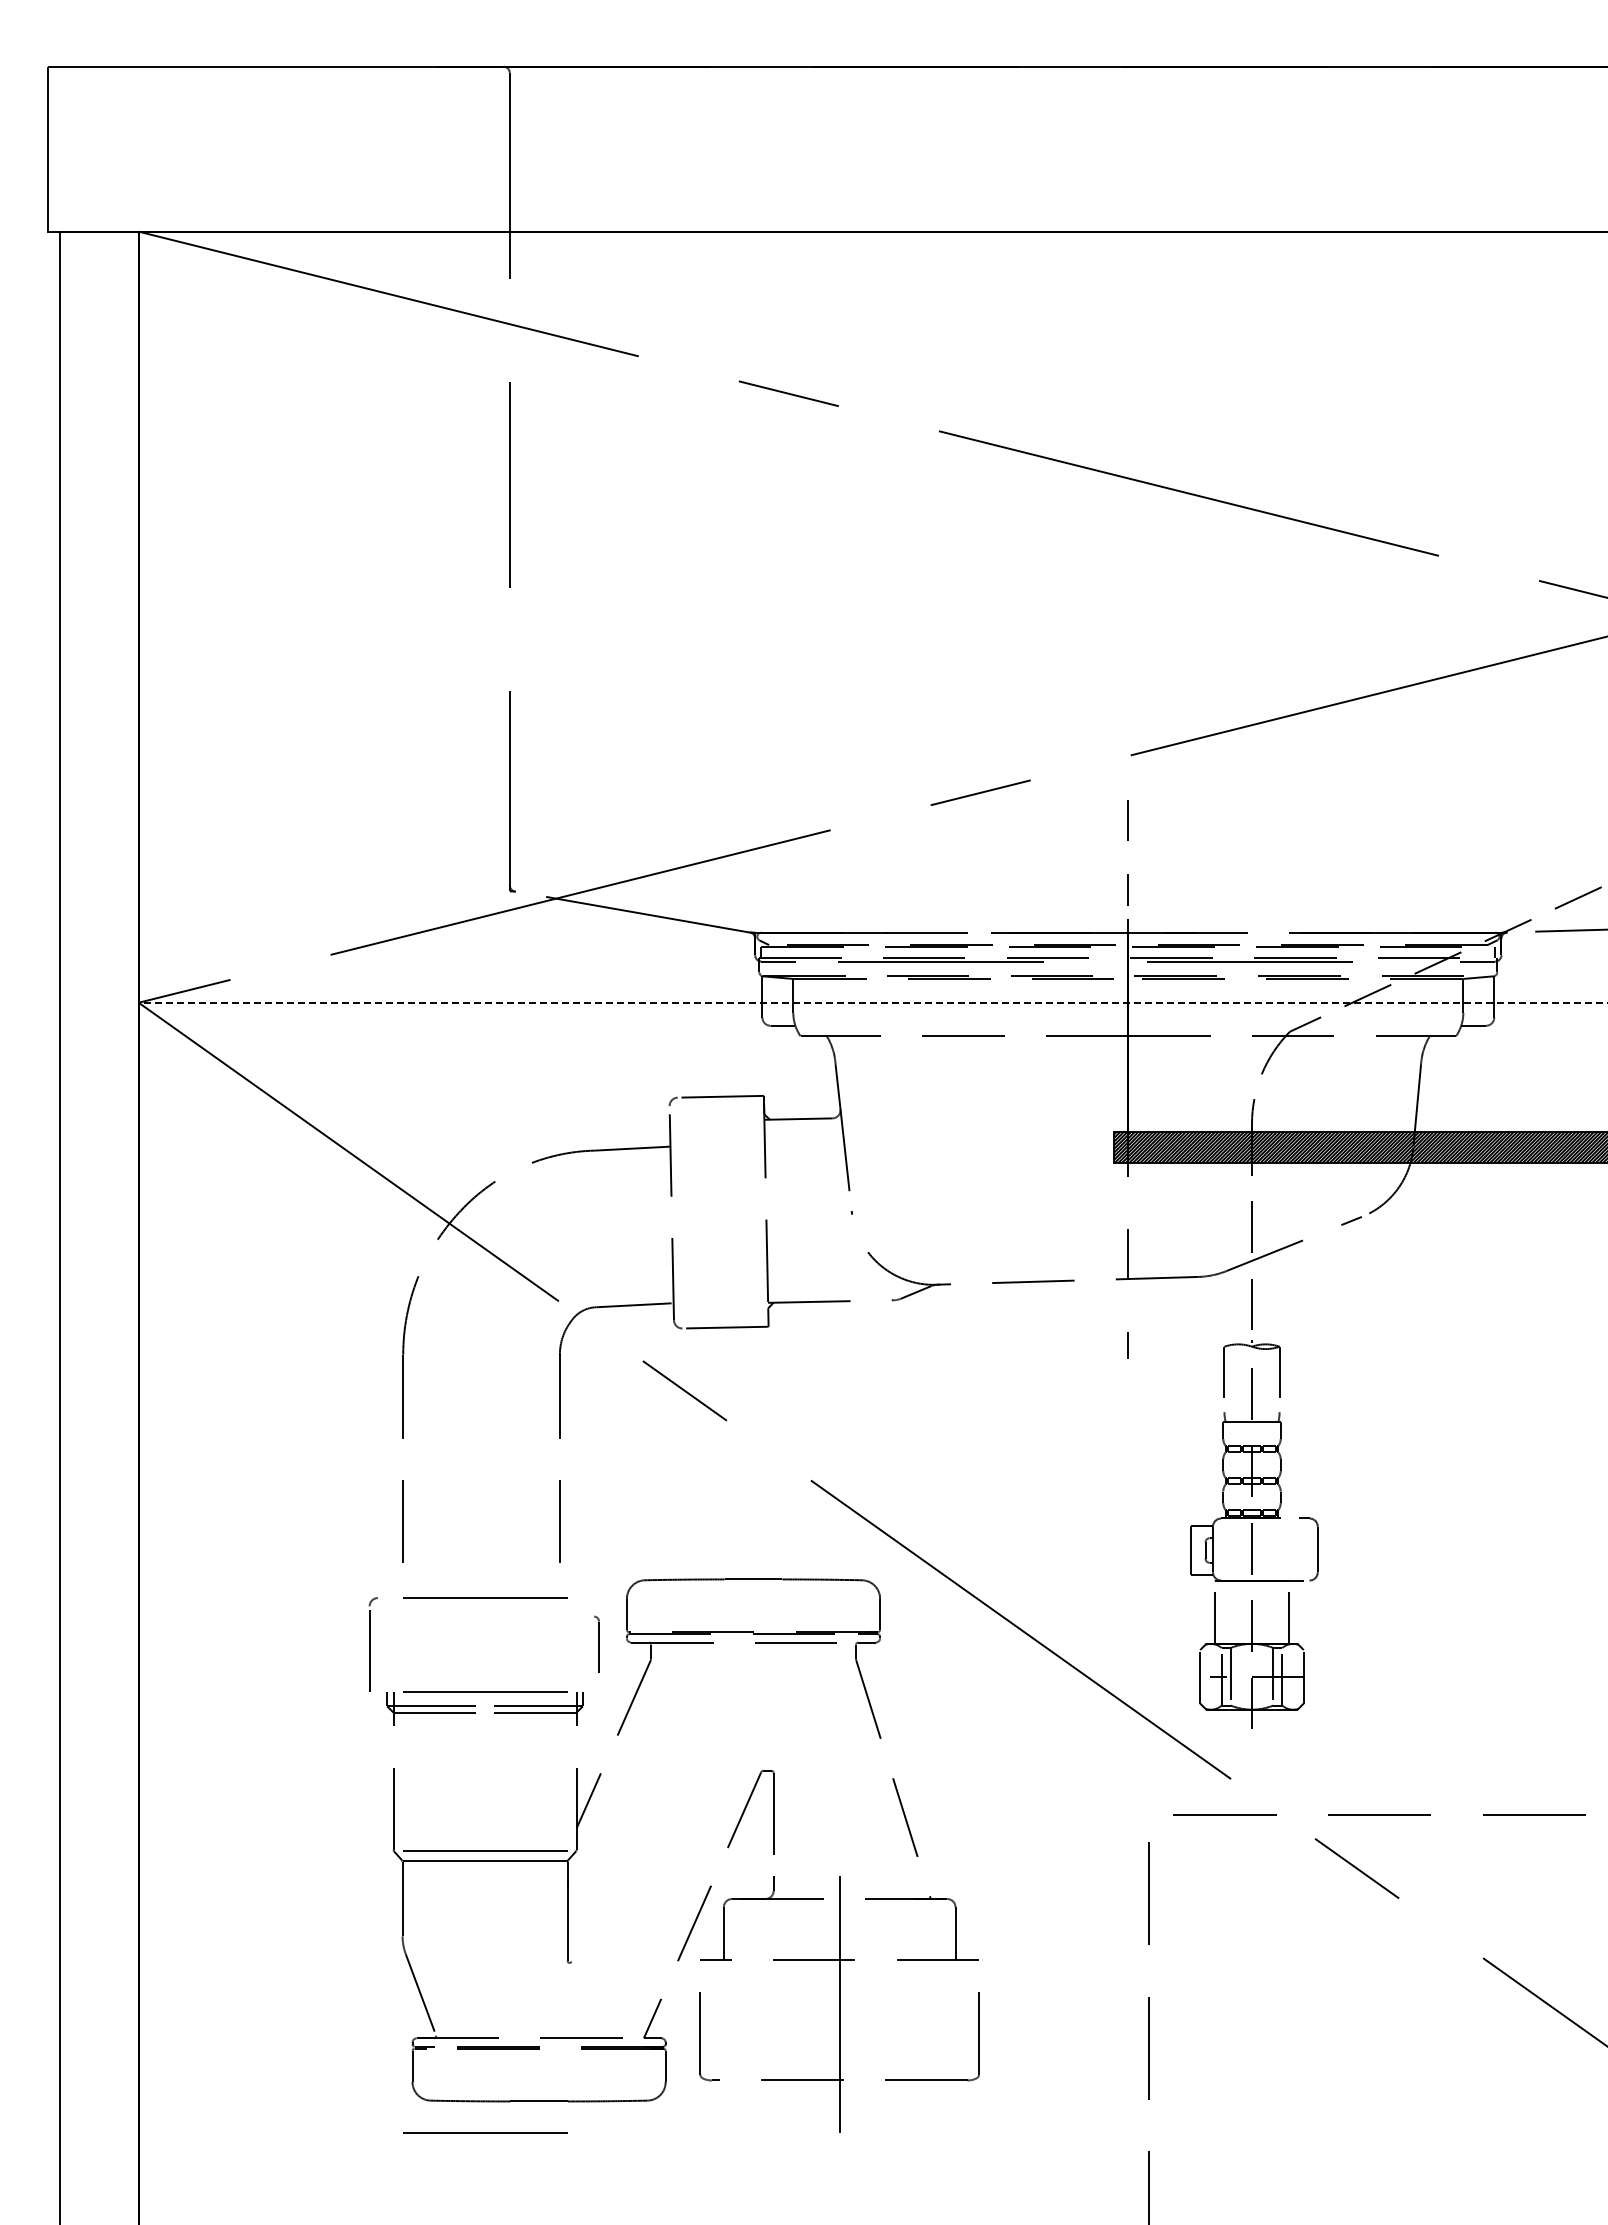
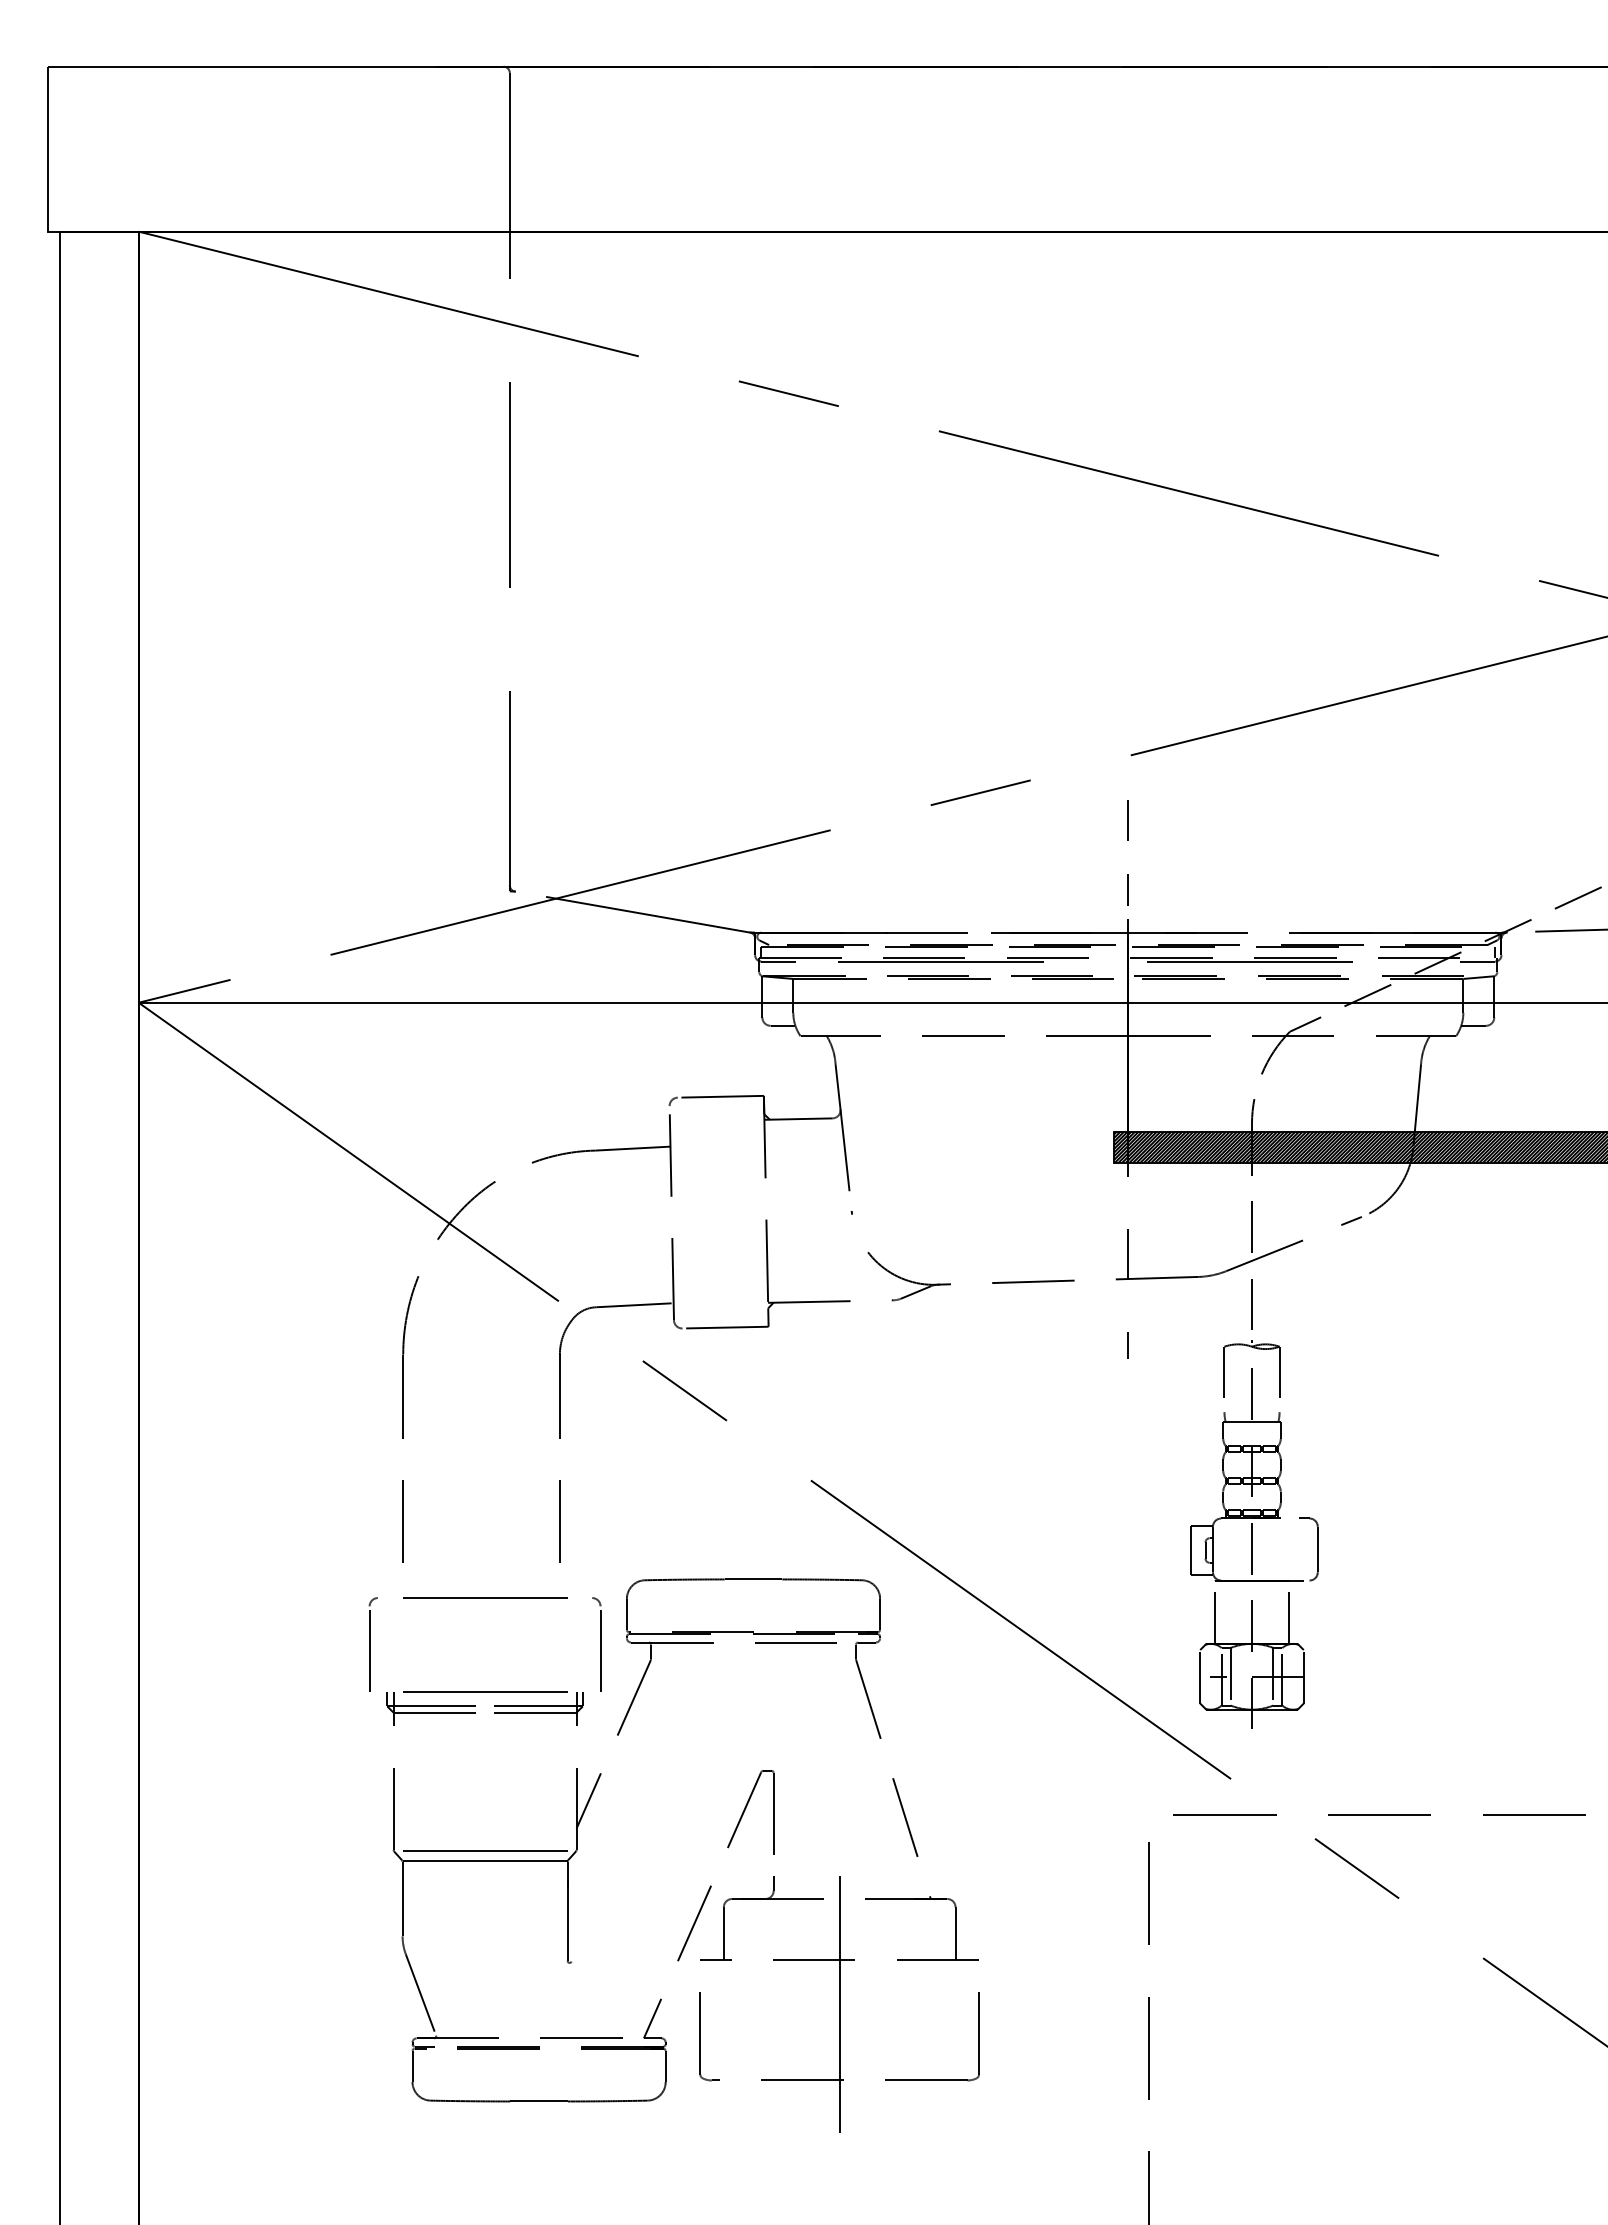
line: dashed -> solid (872, 1002)
part size: 6x58 px -> 10x95 px (596, 1644)
line: present -> none (485, 2132)
